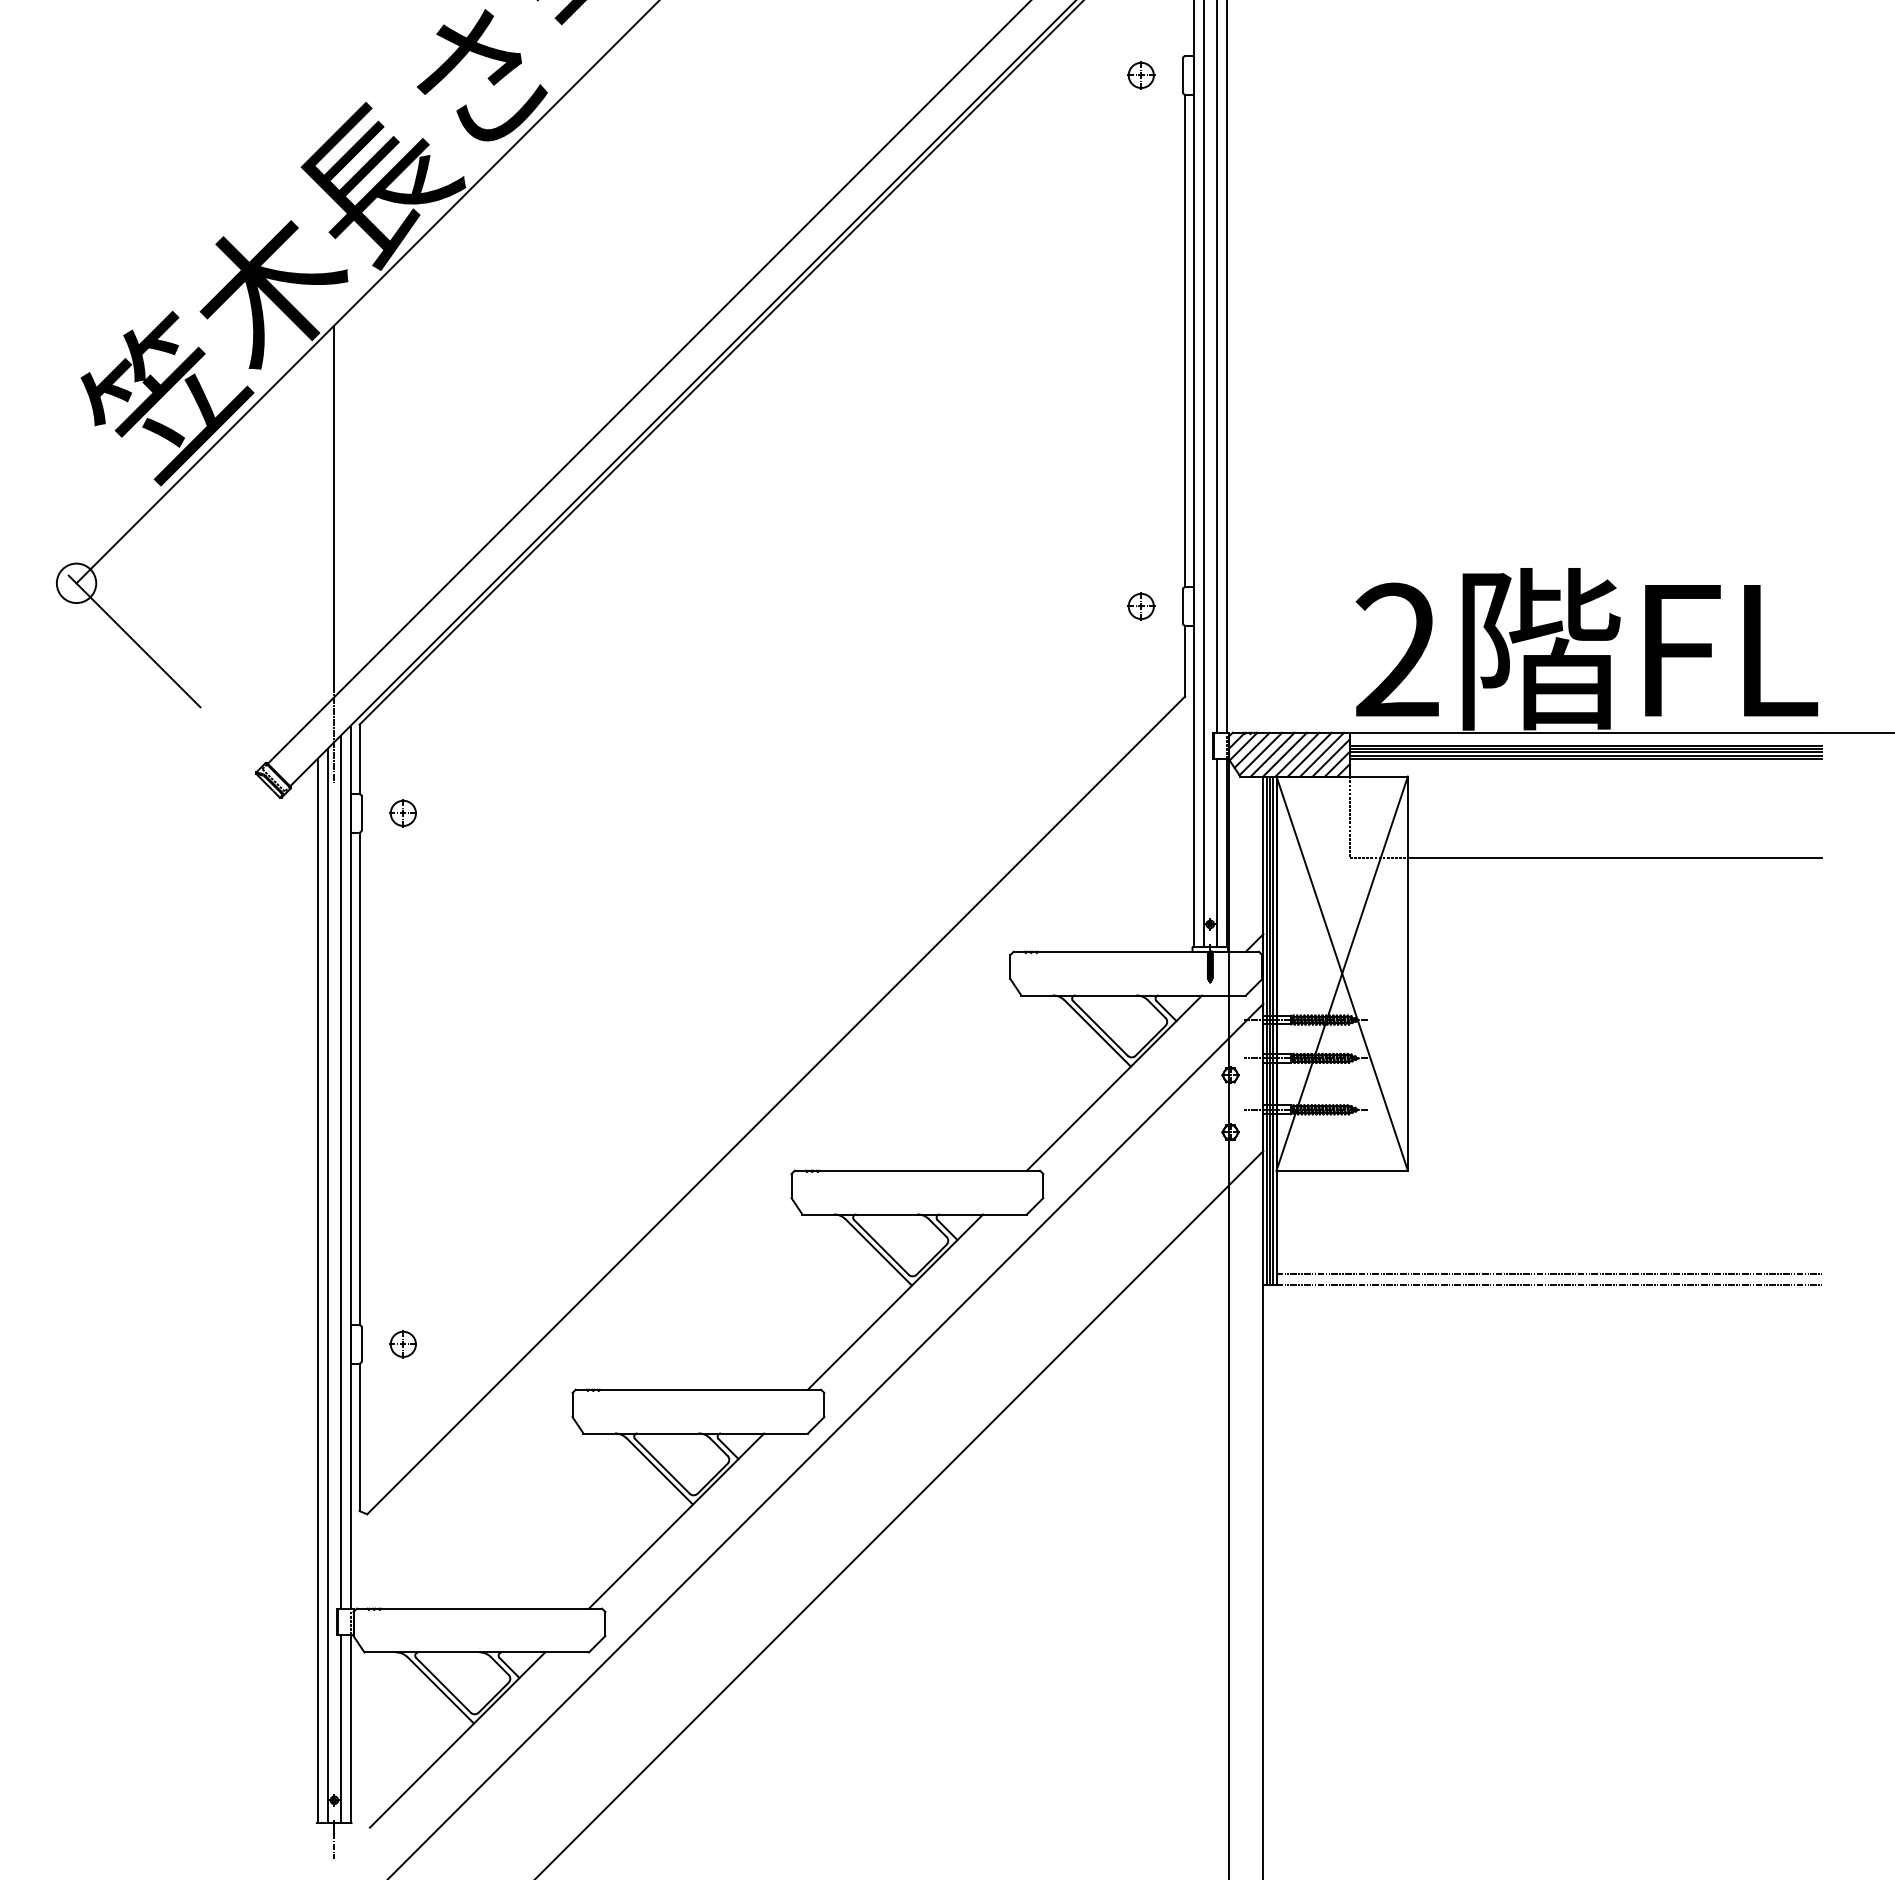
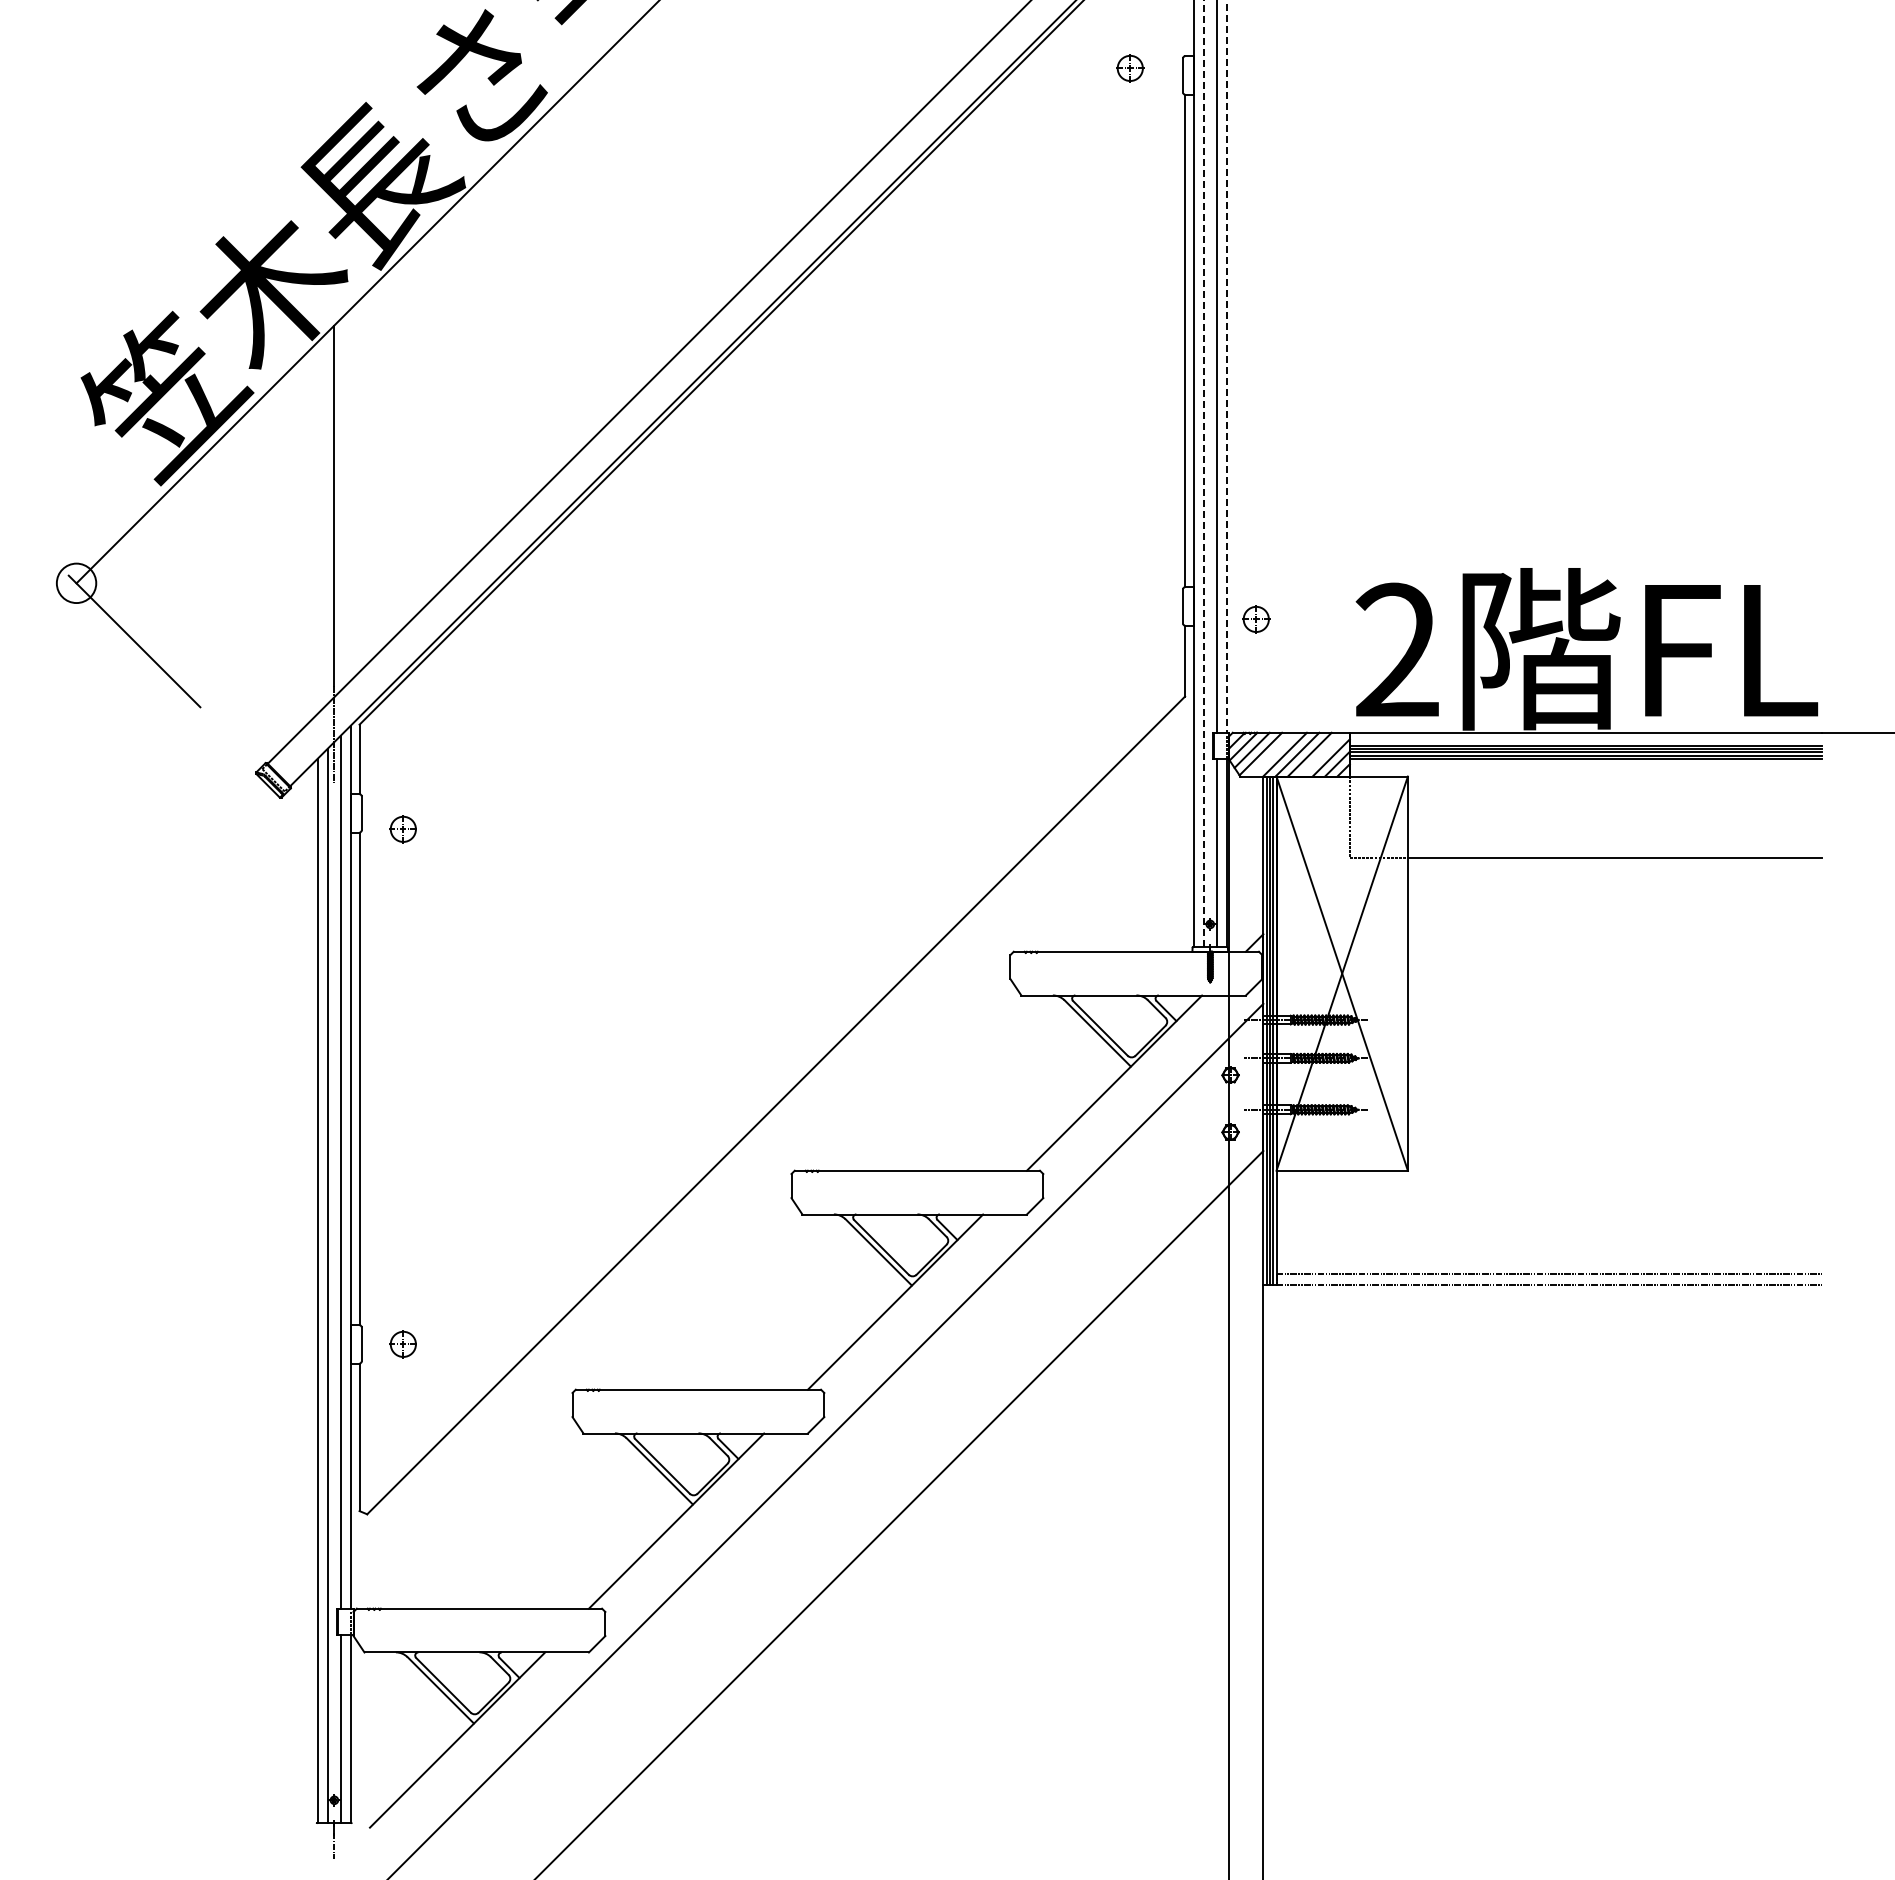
part position: (1141, 75) -> (1130, 68) (1130, 68)
line: solid -> dashed (1226, 367)
line: solid -> dashed (1203, 474)
part position: (1141, 606) -> (1256, 619) (1256, 619)
line: present -> none (1272, 754)
line: present -> none (1322, 754)
part position: (402, 813) -> (402, 829) (402, 829)
